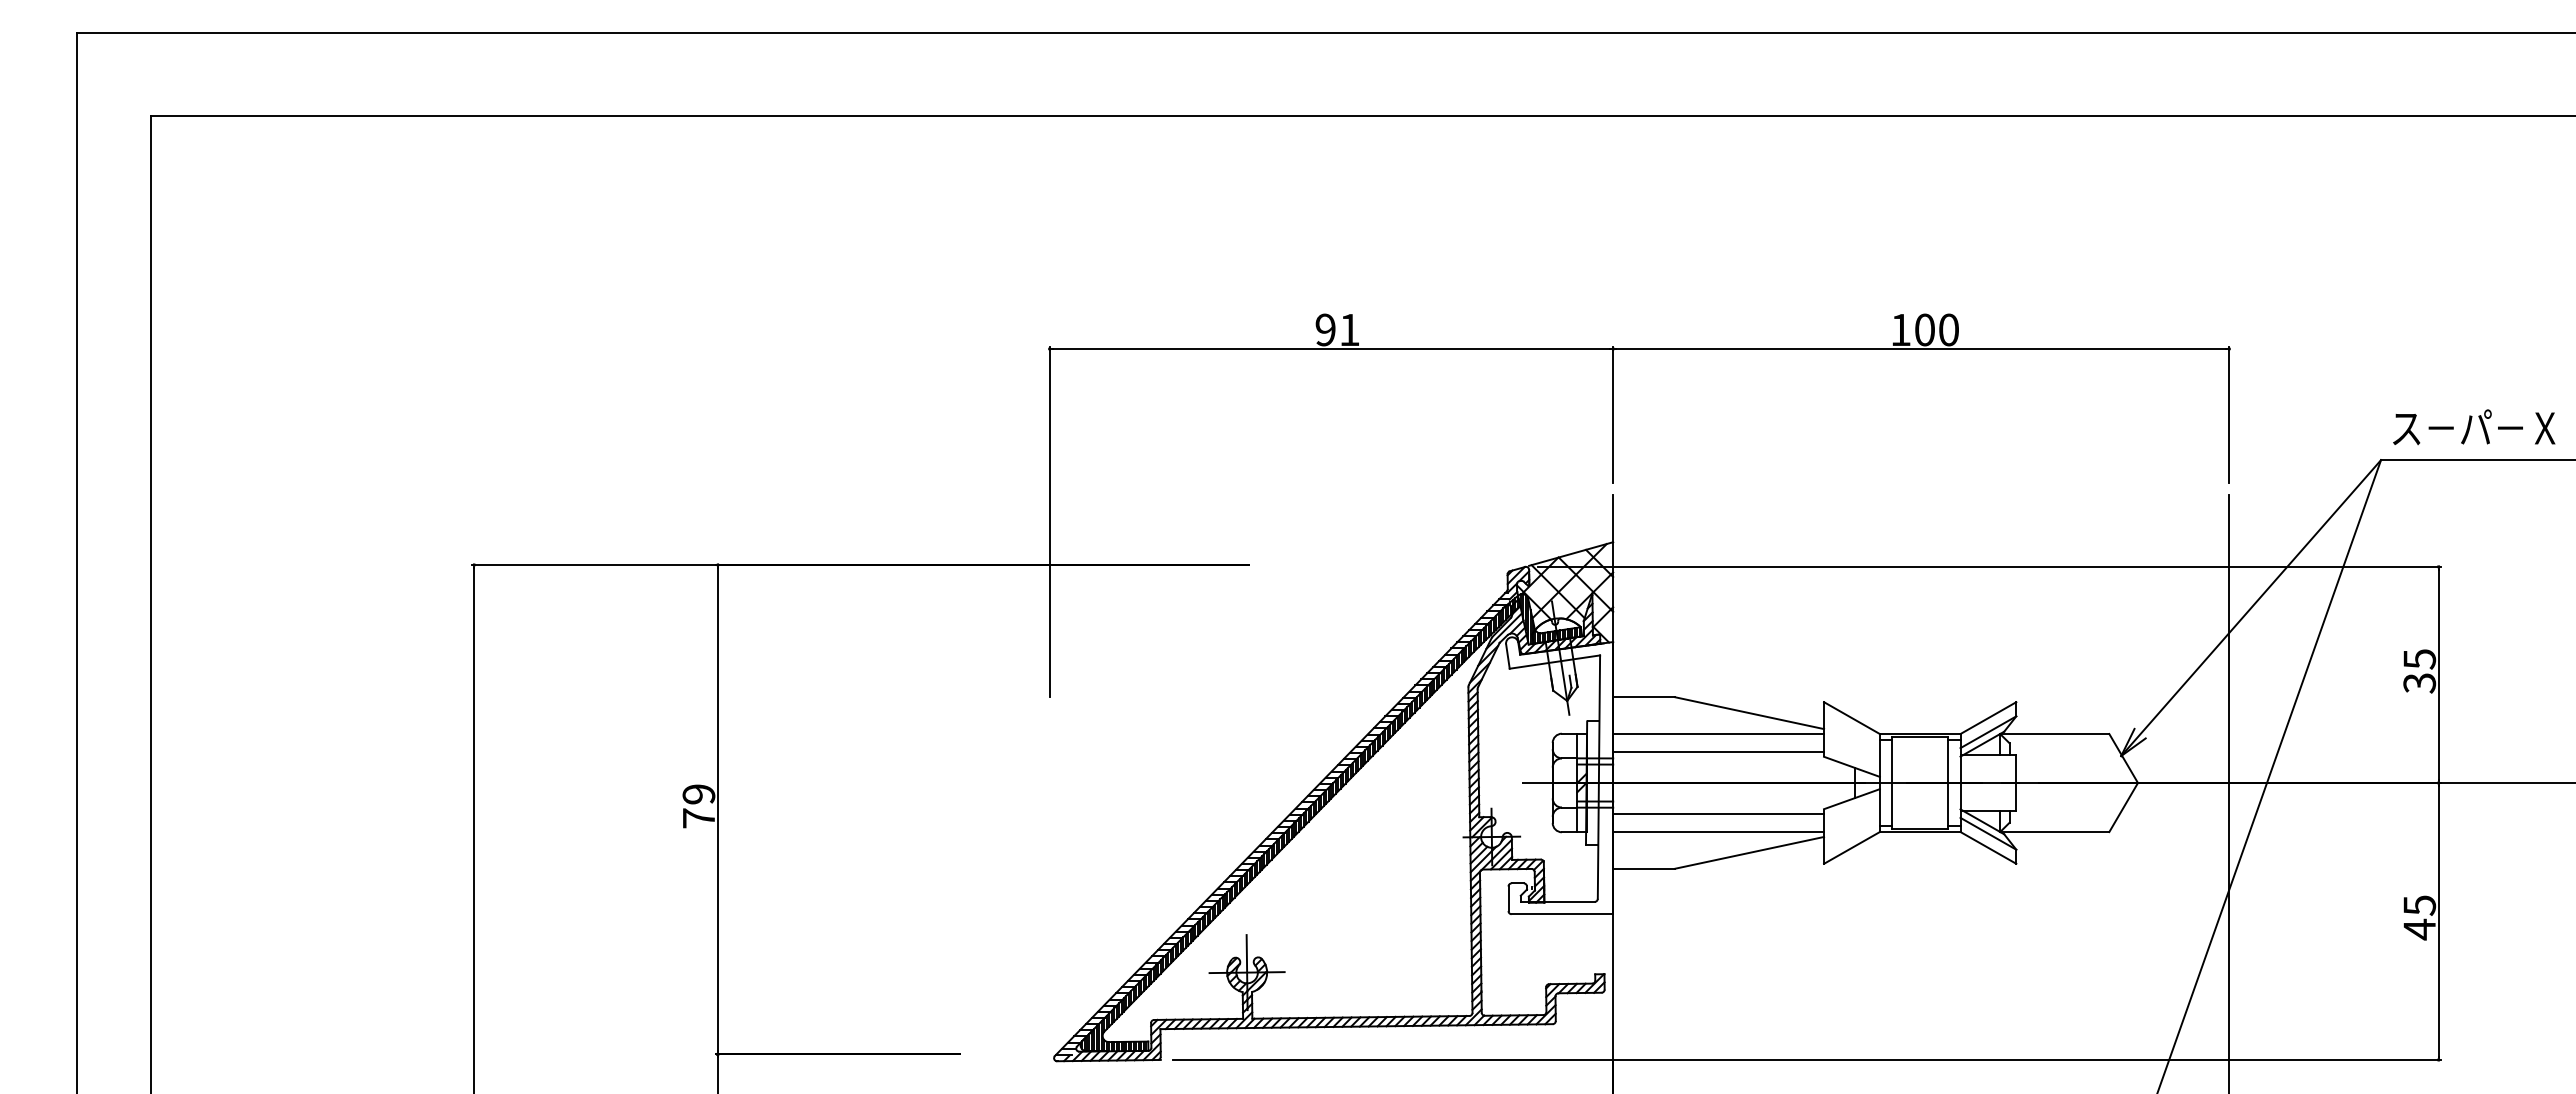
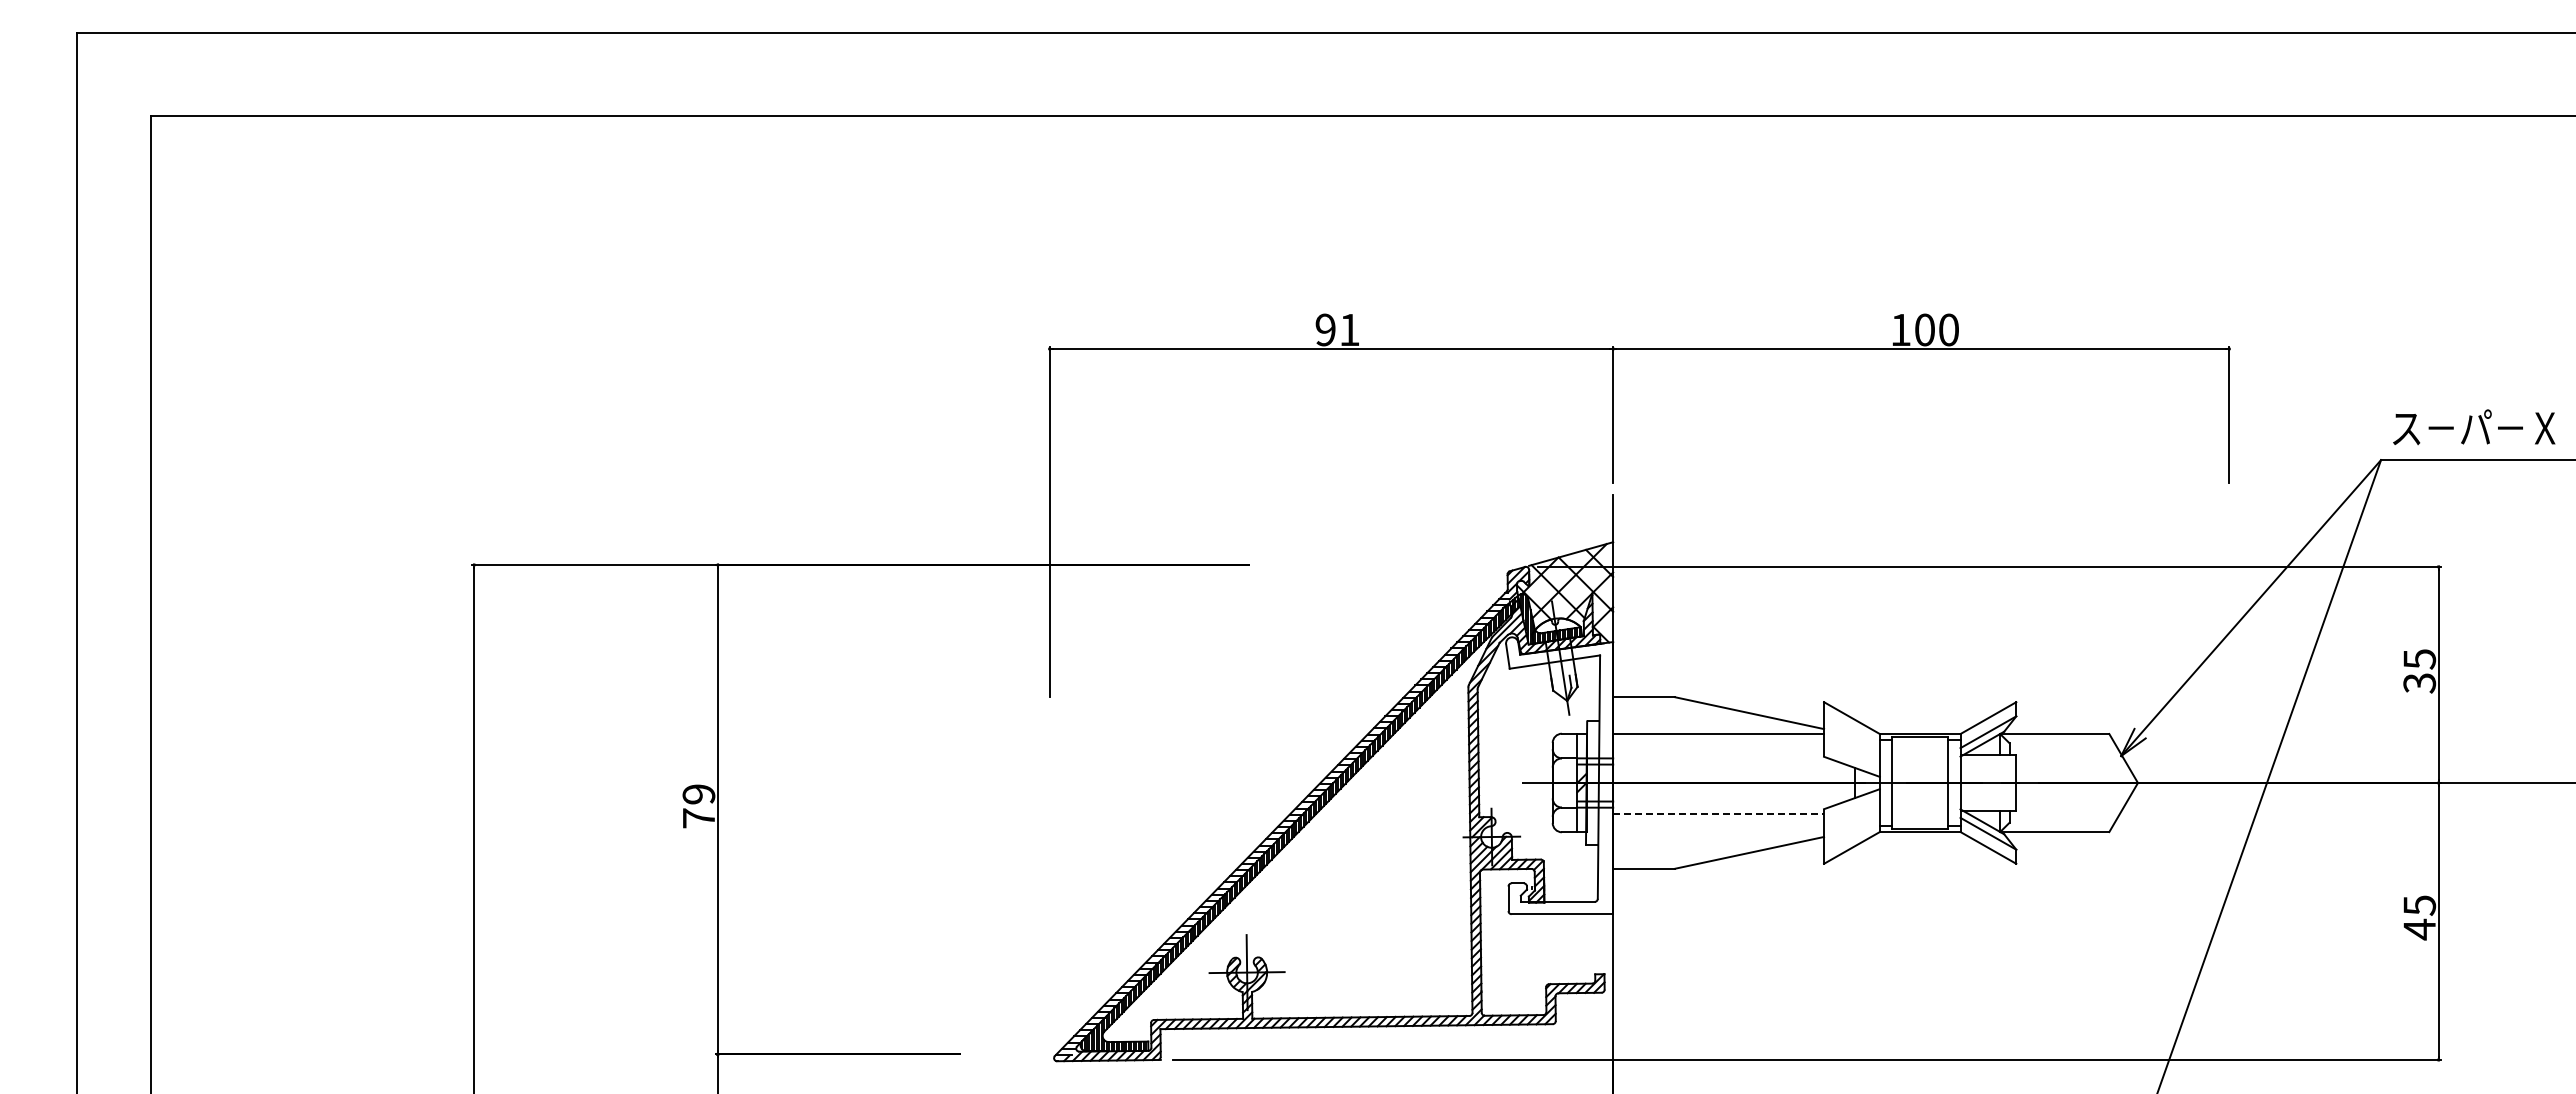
line: present -> none (1718, 752)
line: present -> none (2229, 792)
line: solid -> dashed (1719, 813)
line: present -> none (1718, 832)
